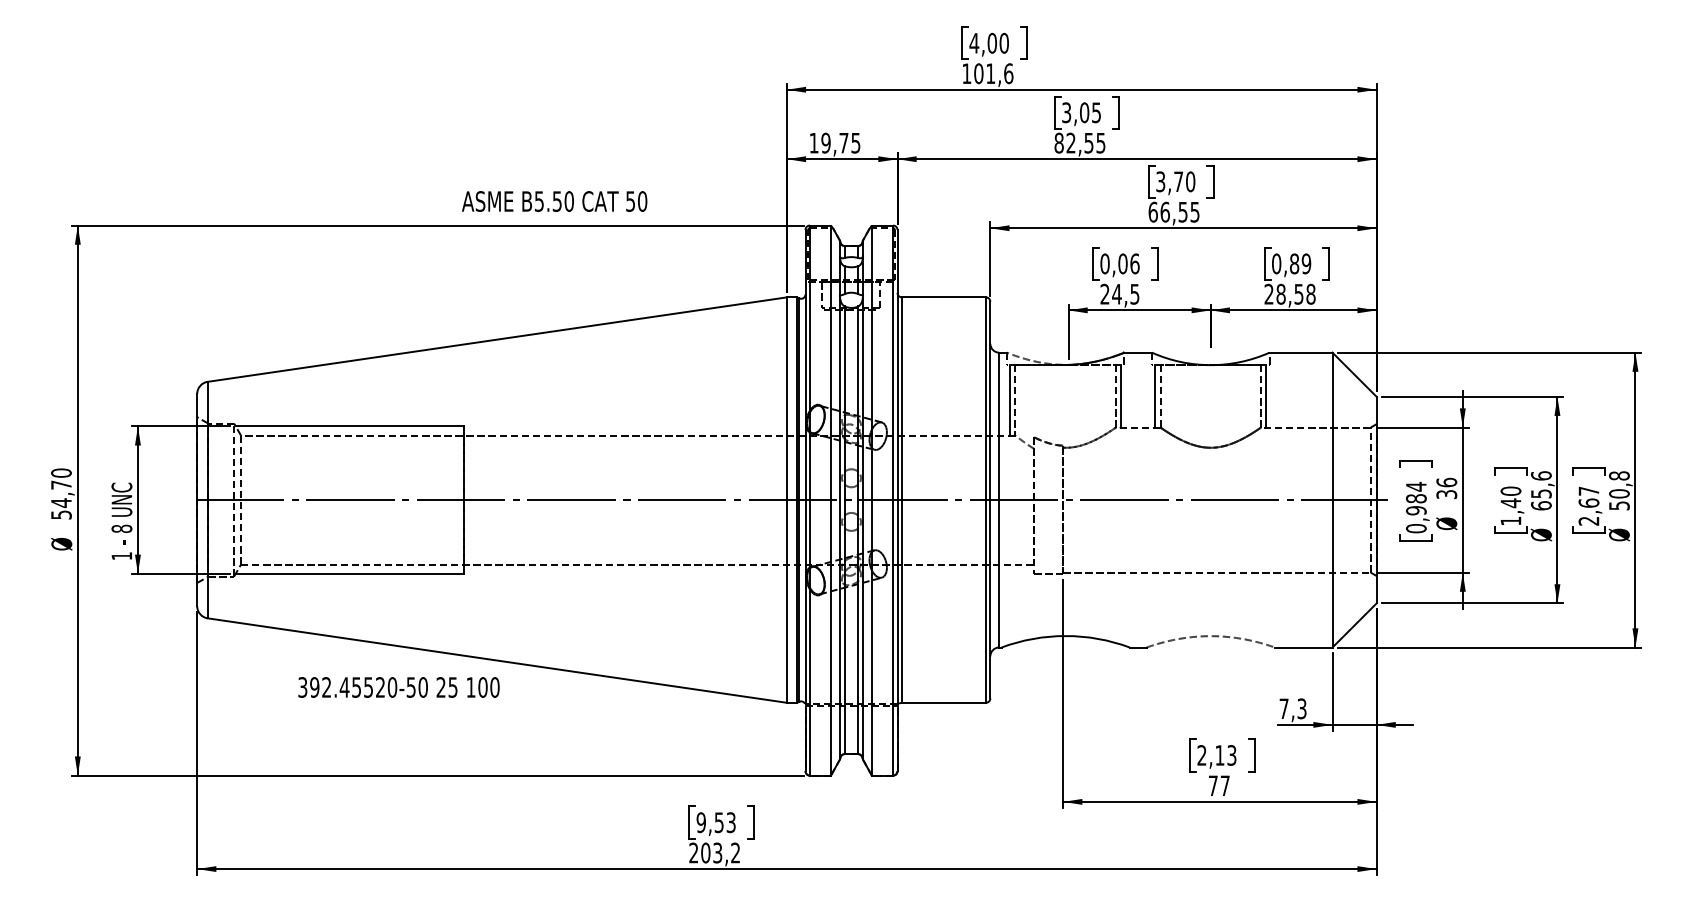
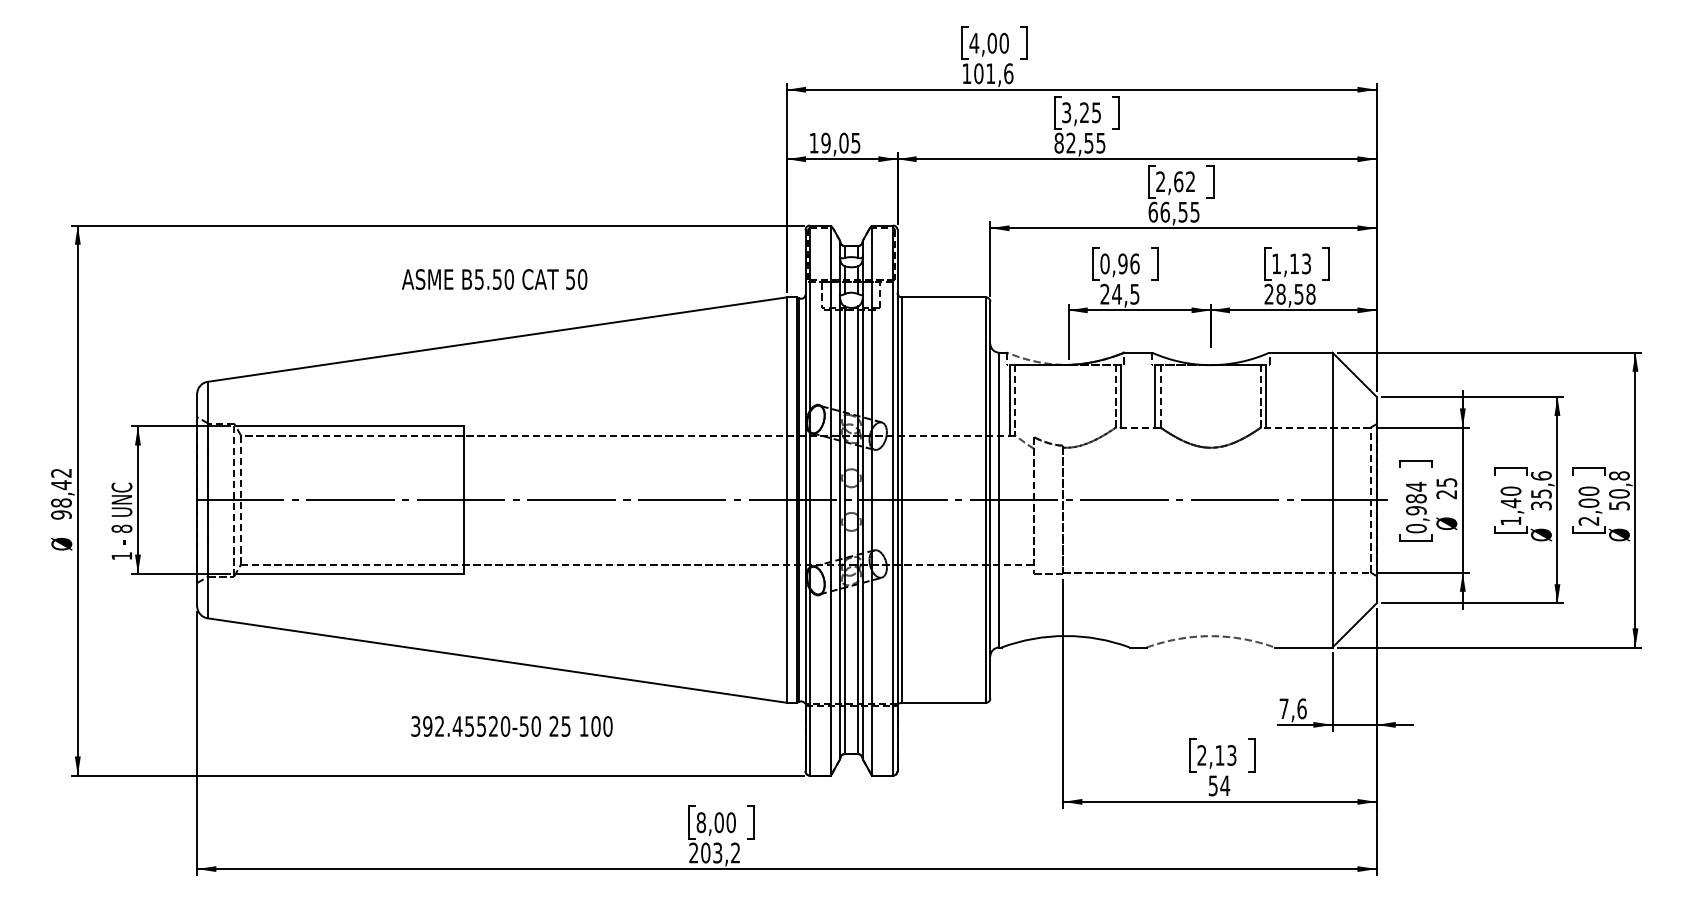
text: 3,05 -> 3,25 (1084, 112)
text: 19,75 -> 19,05 (843, 142)
text: 3,70 -> 2,62 (1175, 181)
text position: (554, 201) -> (494, 279) (494, 279)
text: 0,06 -> 0,96 (1122, 263)
text: 0,89 -> 1,13 (1291, 263)
text: 36 -> 25 (1446, 488)
text: 54,70 -> 98,42 (61, 493)
text: 2,67 -> 2,00 (1588, 496)
text: 65,6 -> 35,6 (1541, 505)
text position: (398, 687) -> (511, 726) (511, 726)
text: 7,3 -> 7,6 (1301, 708)
text: 77 -> 54 (1219, 785)
text: 9,53 -> 8,00 (715, 822)
